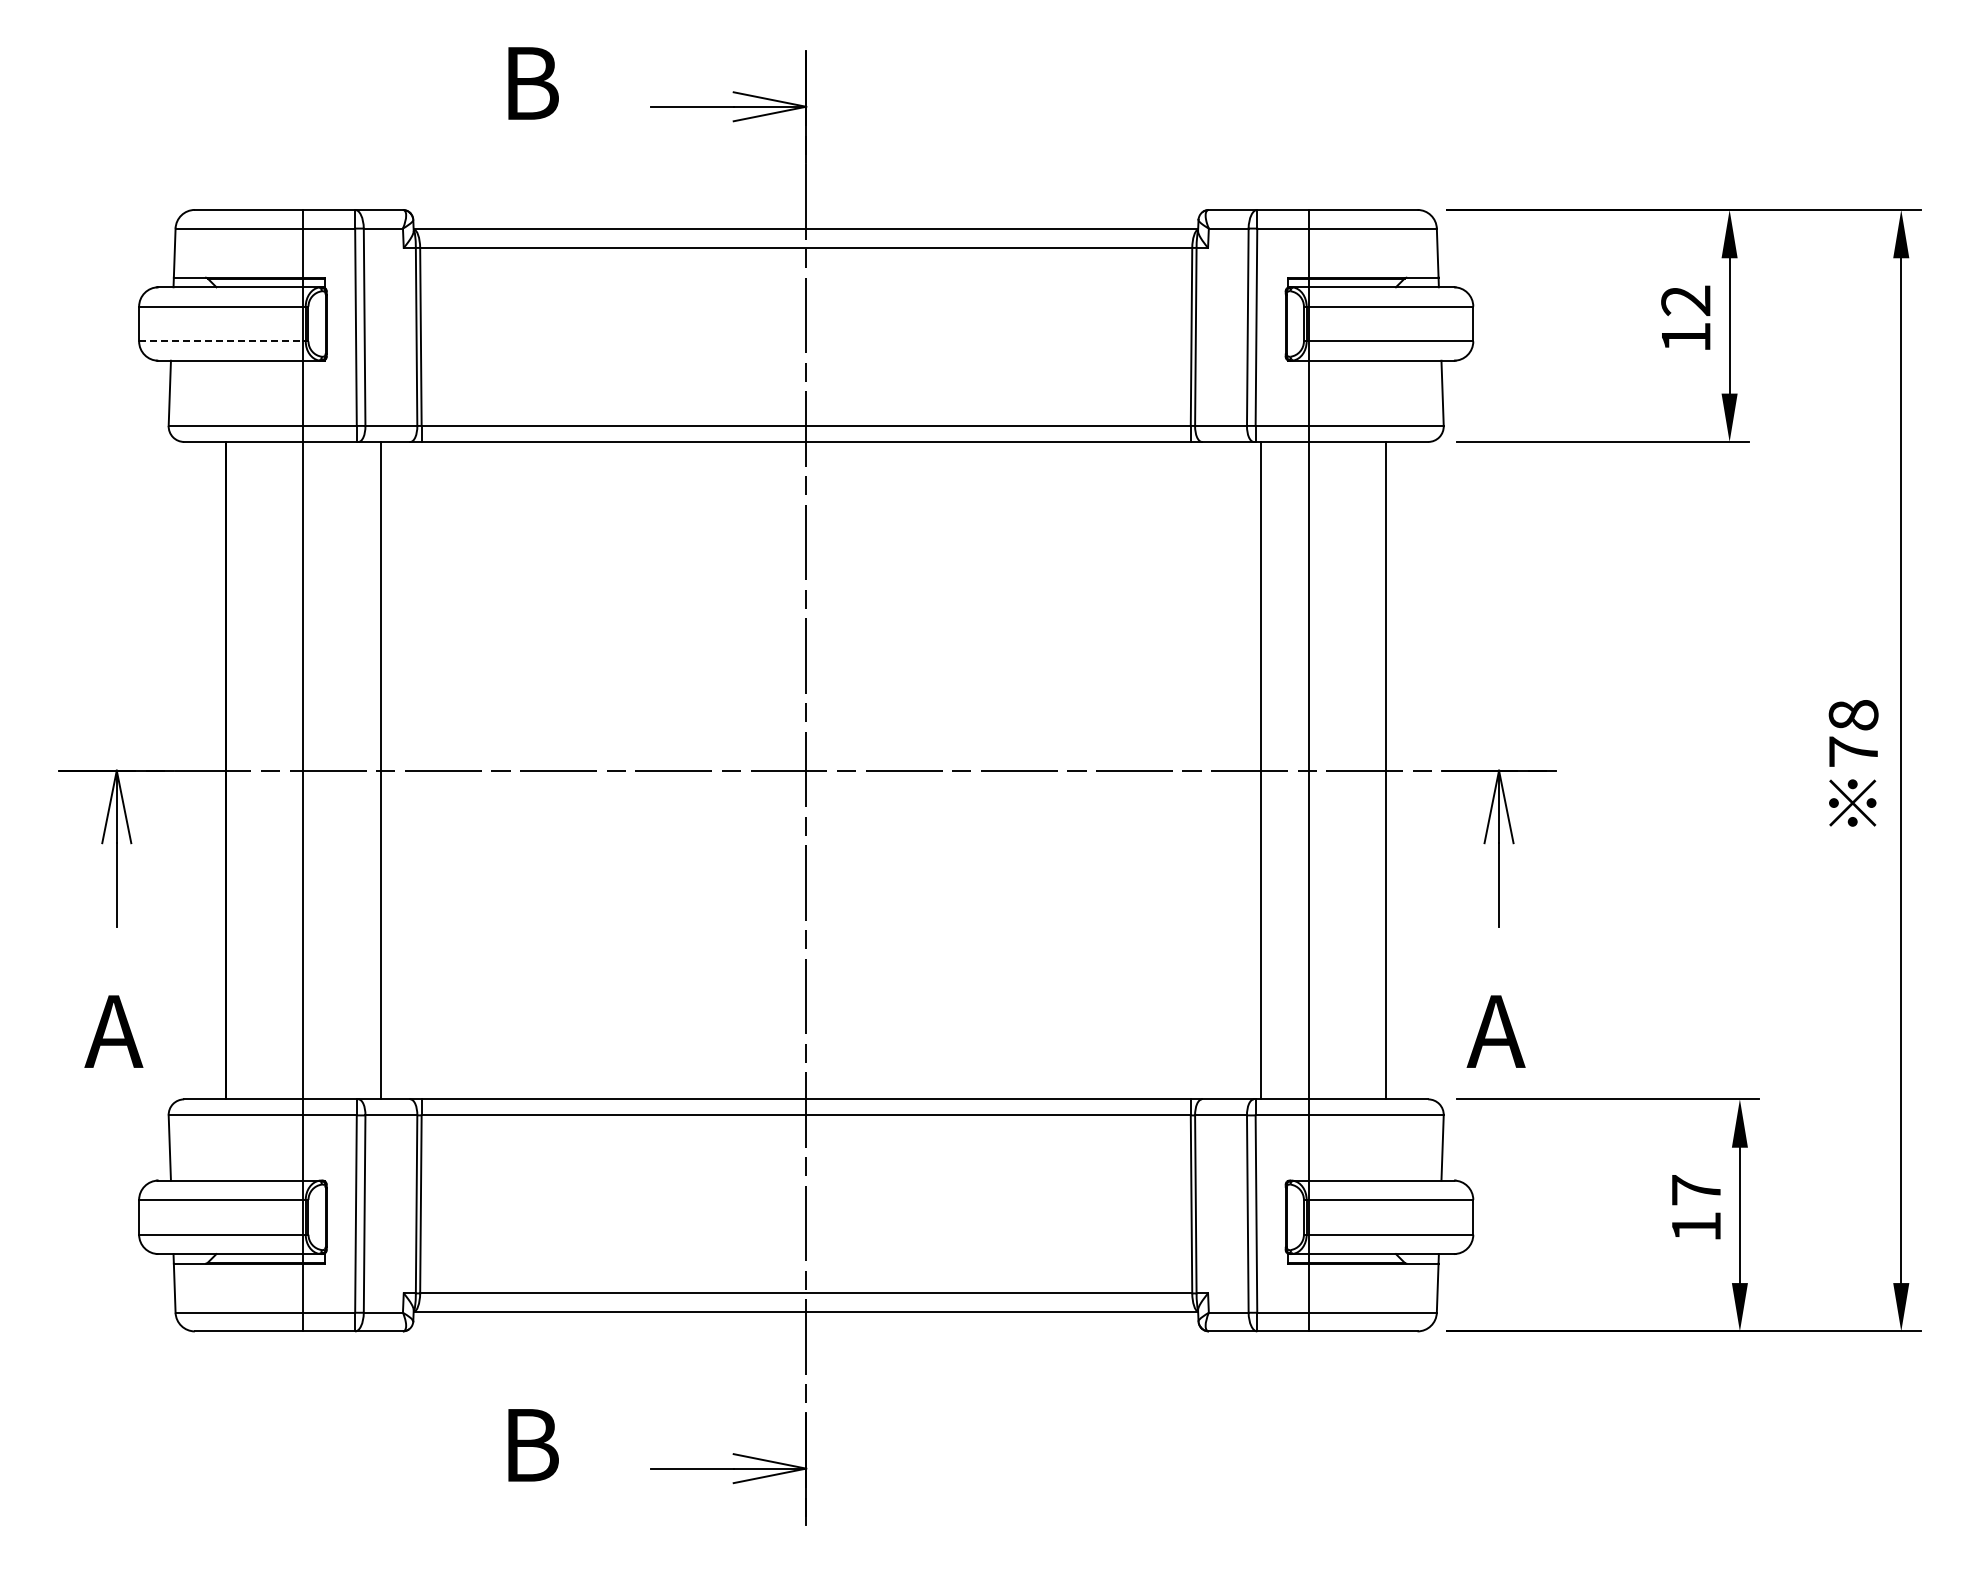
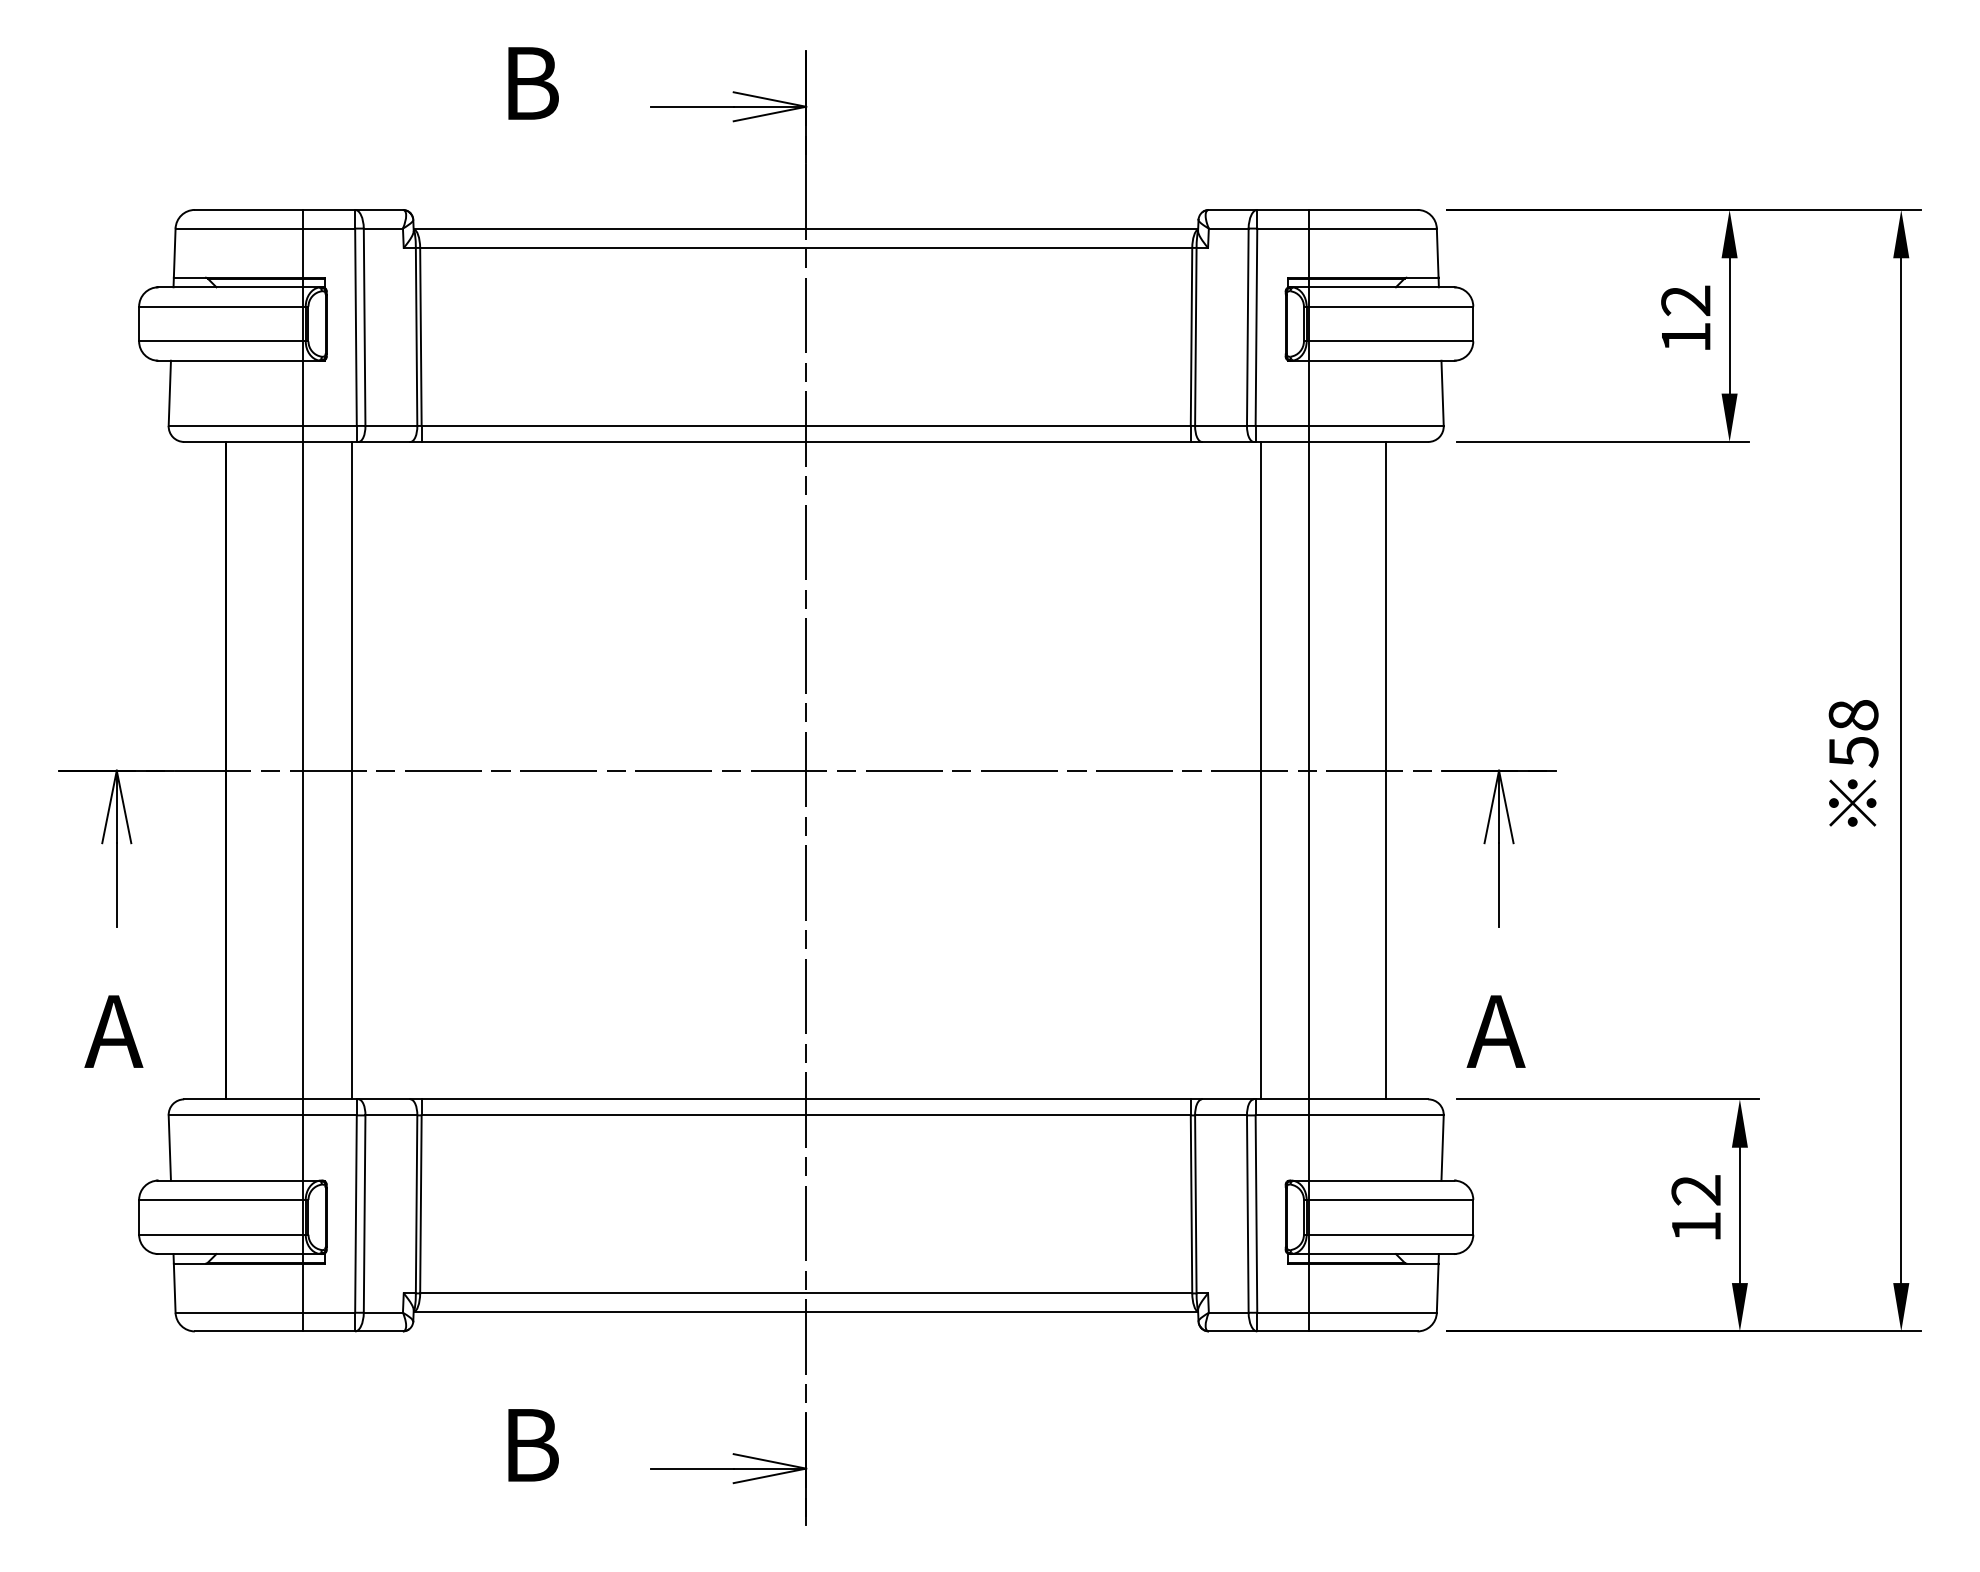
line: dashed -> solid (221, 341)
text: 78 -> 58 (1853, 752)
line position: (380, 770) -> (351, 770) (351, 770)
text: 17 -> 12 (1695, 1190)
